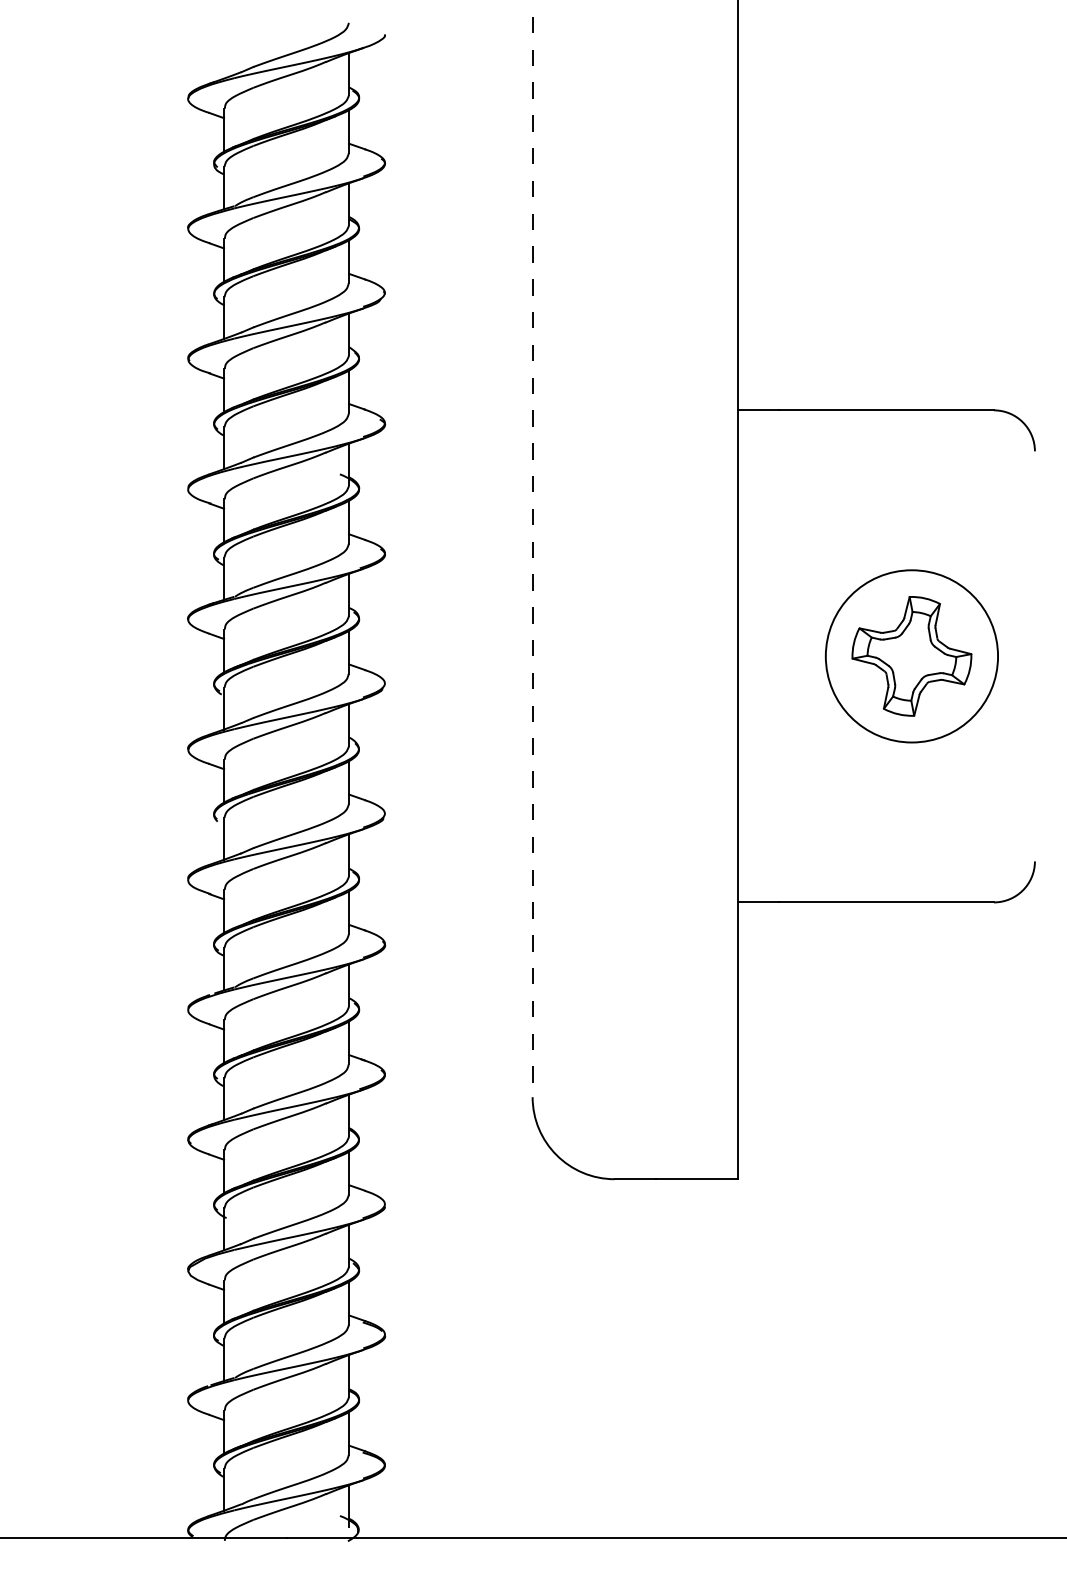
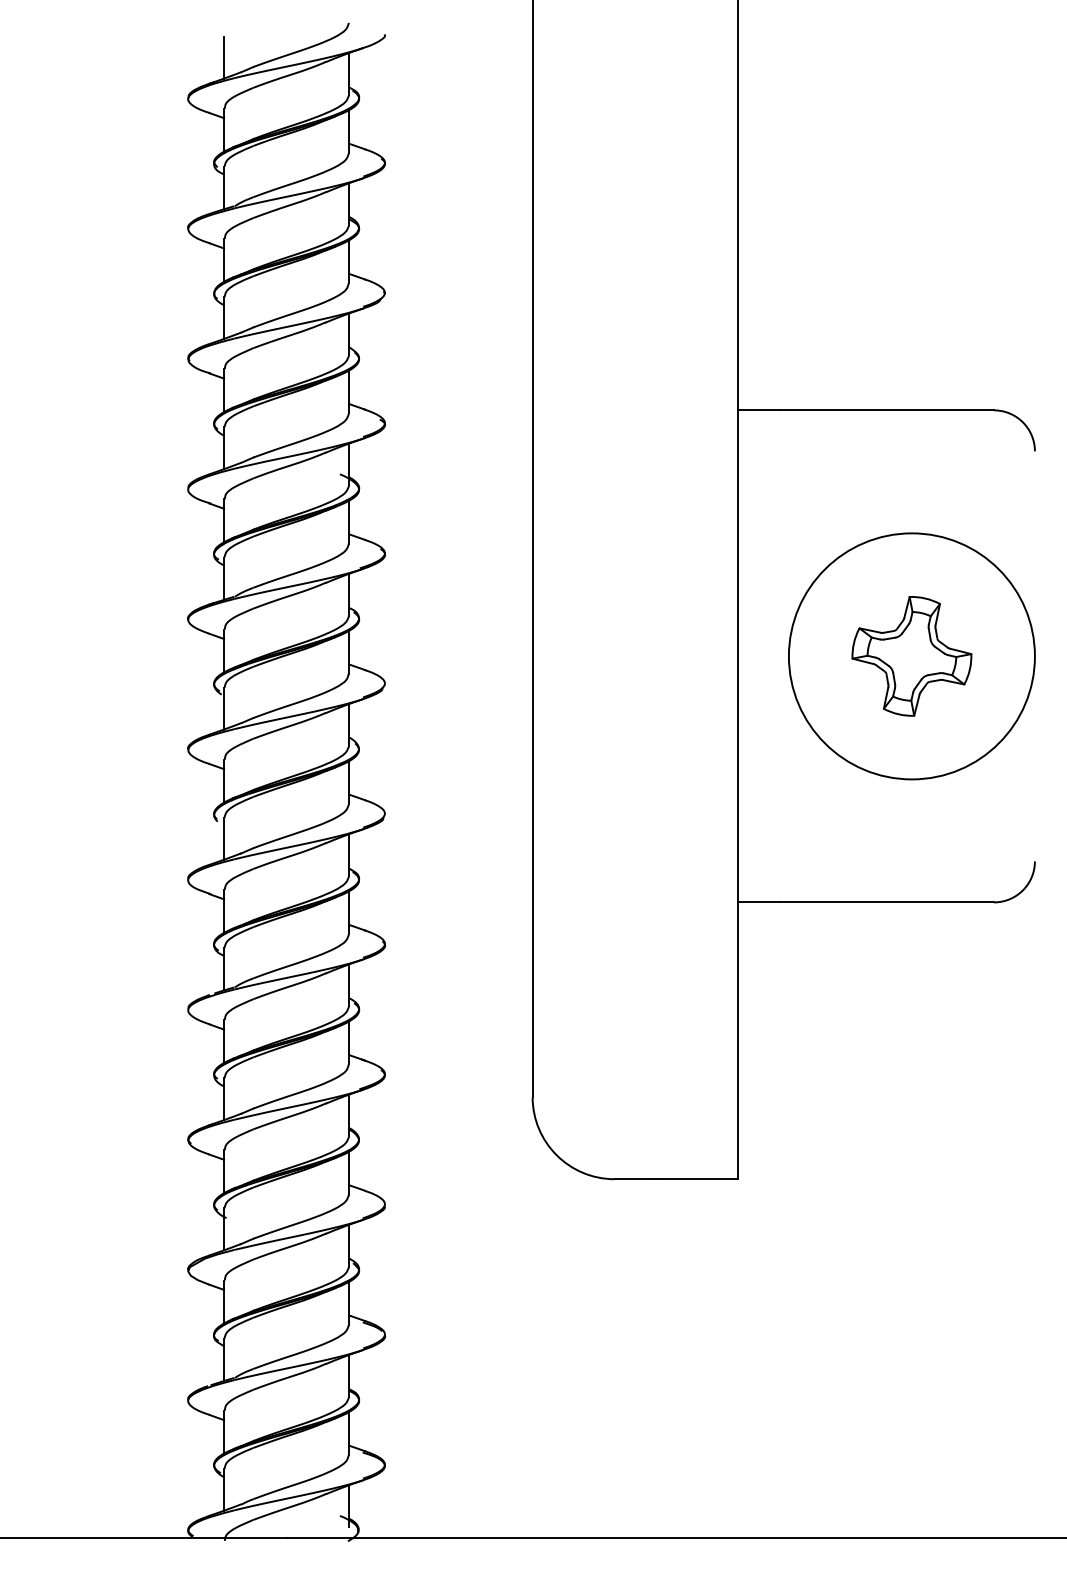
line: none -> present (224, 57)
line: dashed -> solid (532, 549)
circle diameter: 172 px -> 246 px (911, 656)
